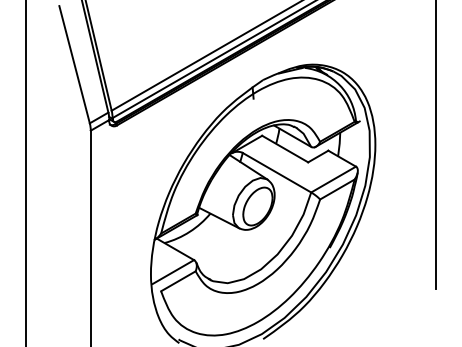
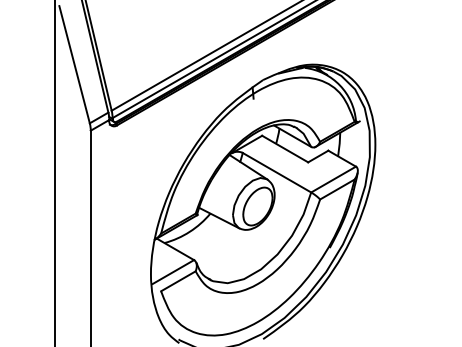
line: present -> none (435, 145)
line position: (26, 172) -> (55, 172) (55, 172)
